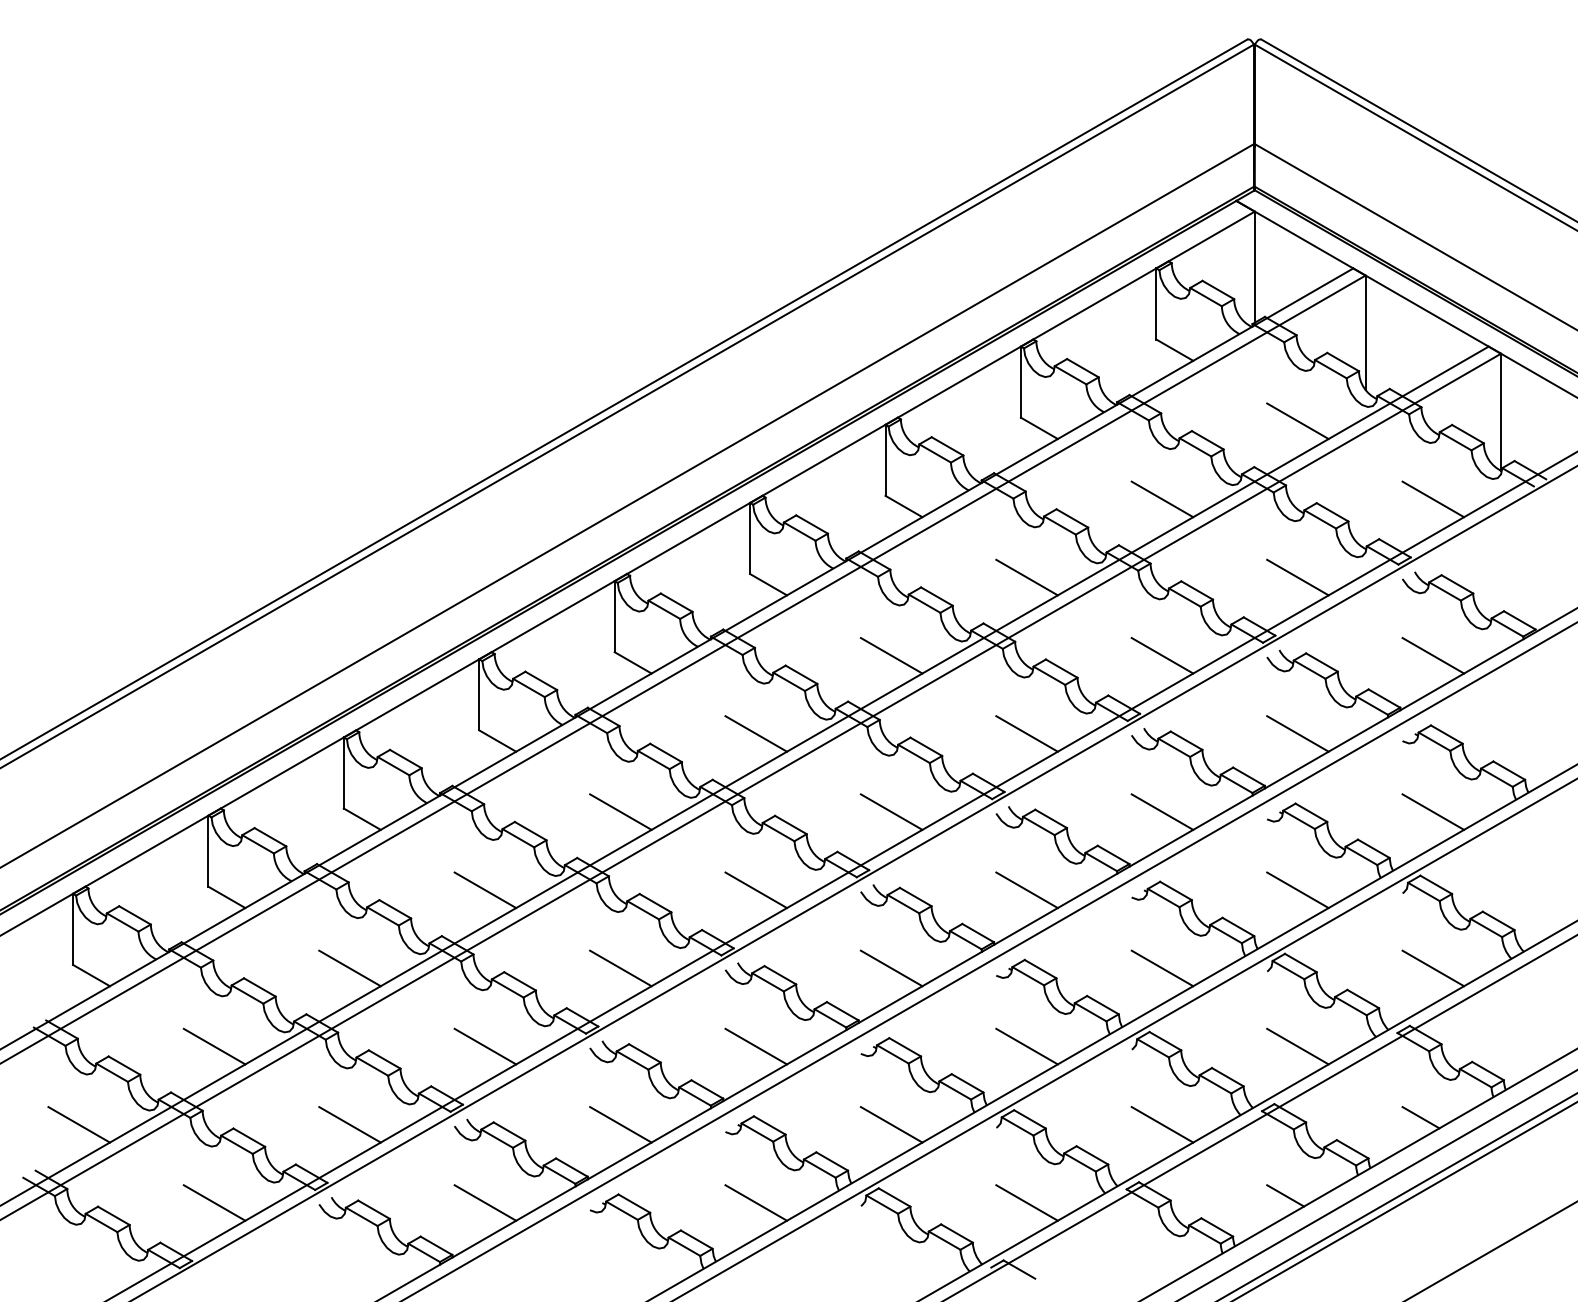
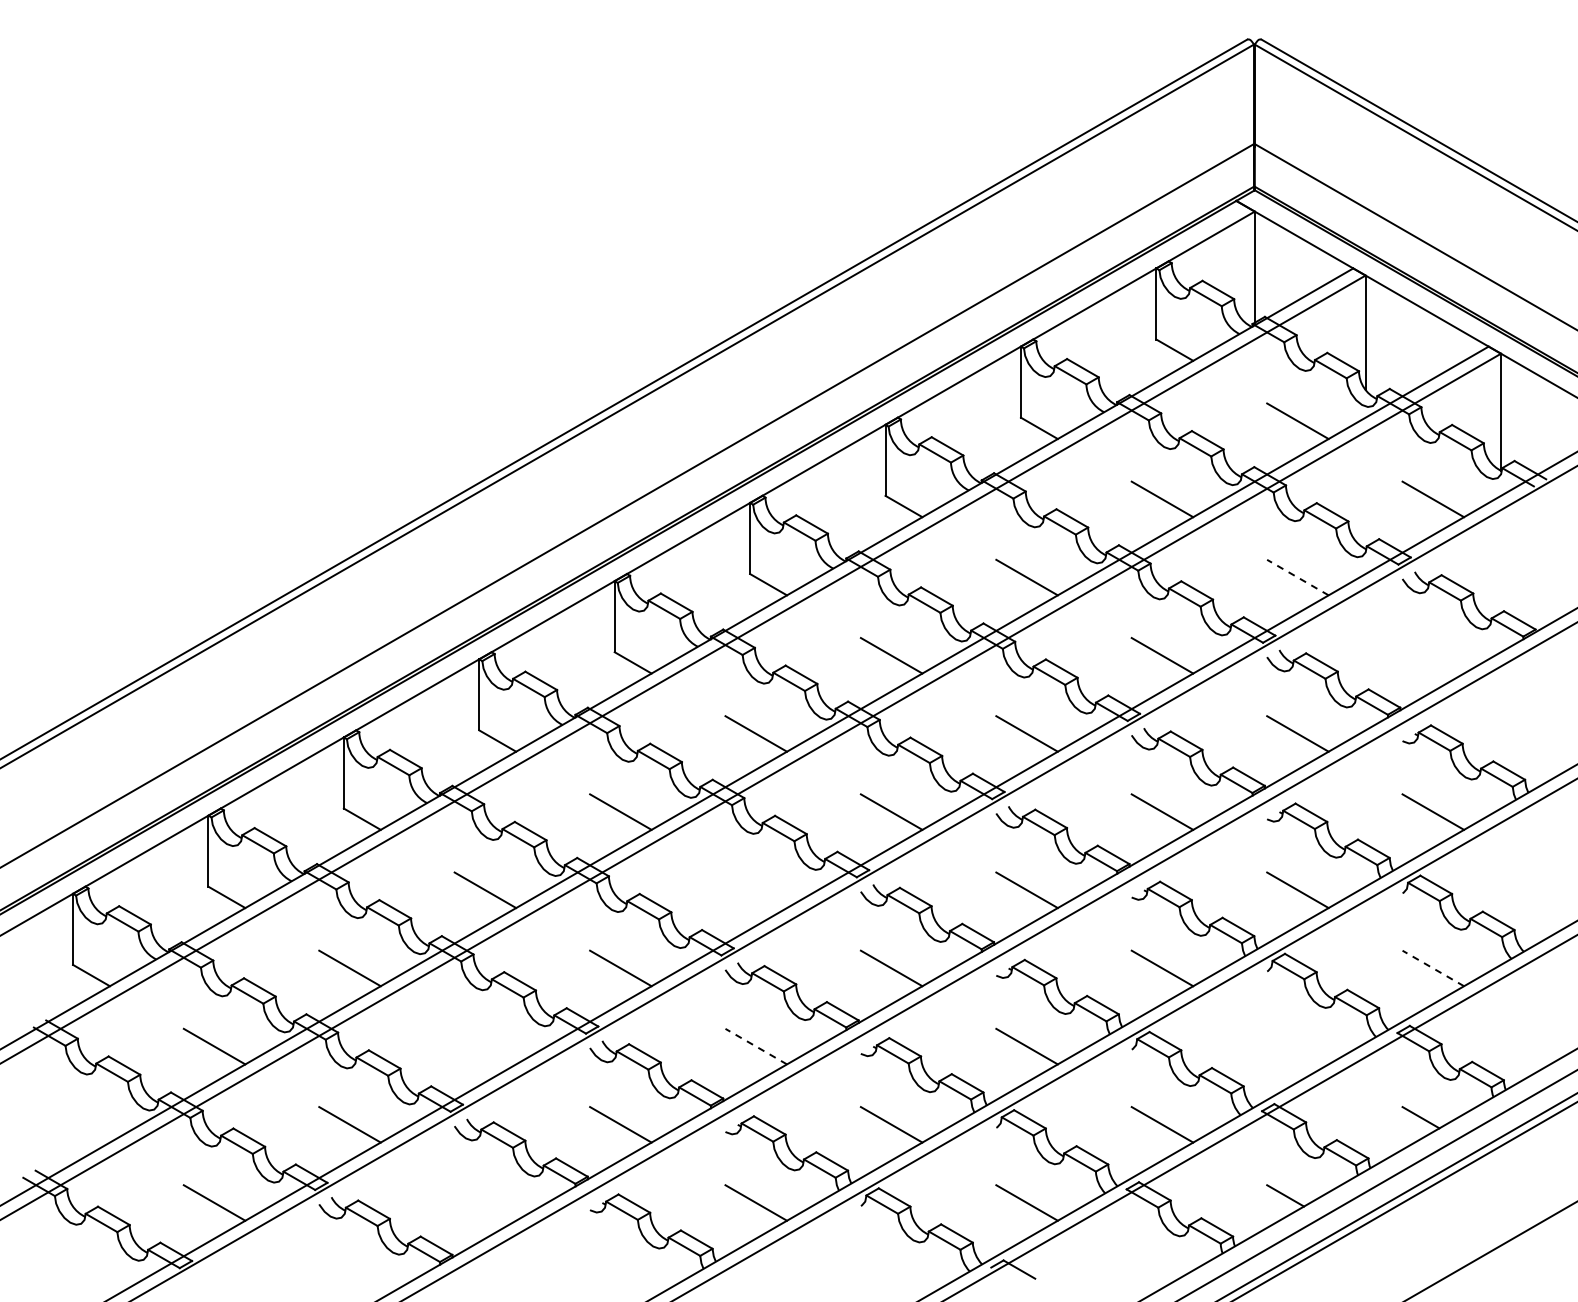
line: solid -> dashed (1297, 577)
line: present -> none (1433, 655)
line: present -> none (756, 890)
line: solid -> dashed (1433, 968)
line: present -> none (485, 1046)
line: solid -> dashed (756, 1046)
line: present -> none (1297, 1046)
line: present -> none (78, 1124)
line: present -> none (485, 1202)
